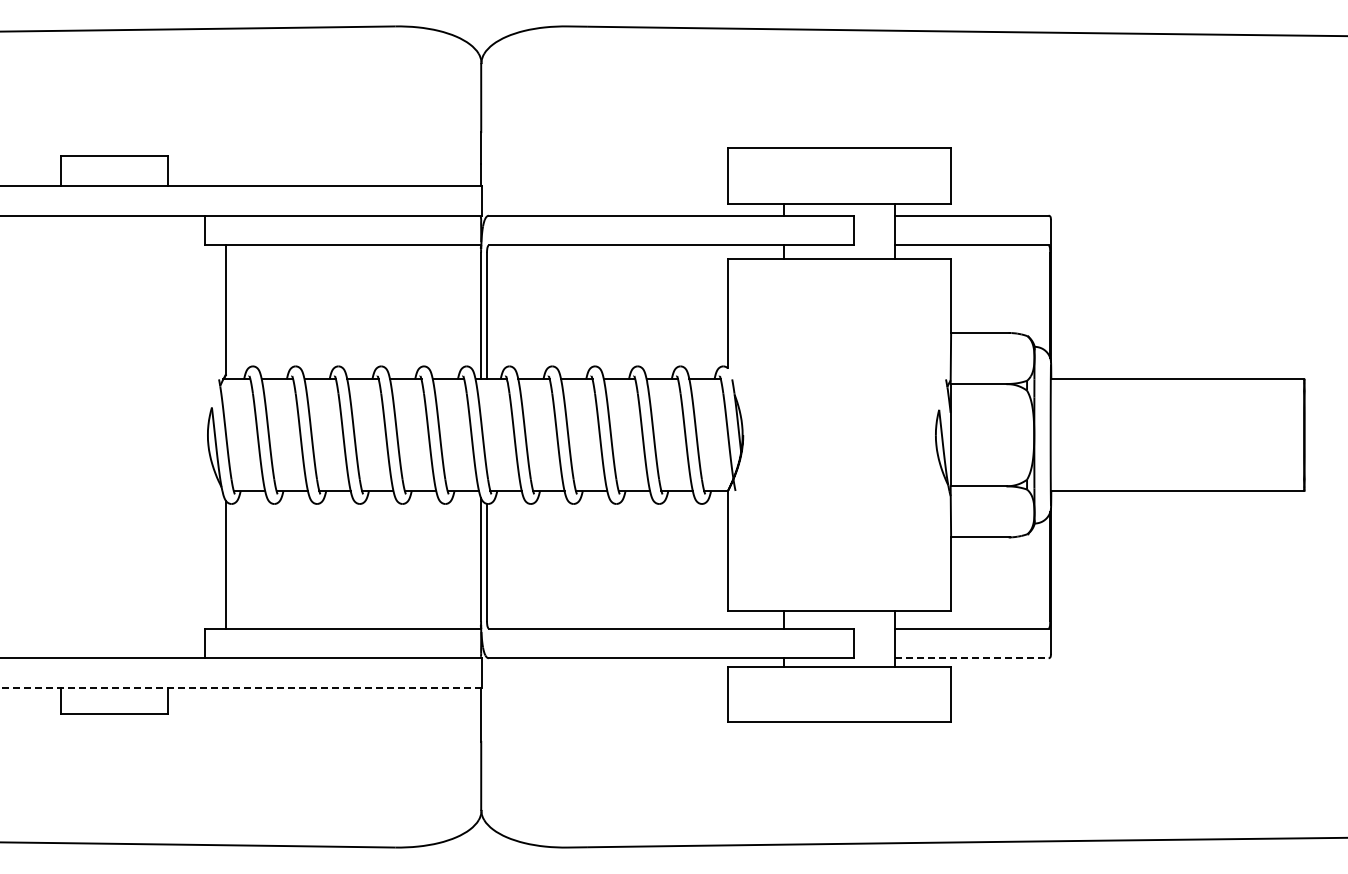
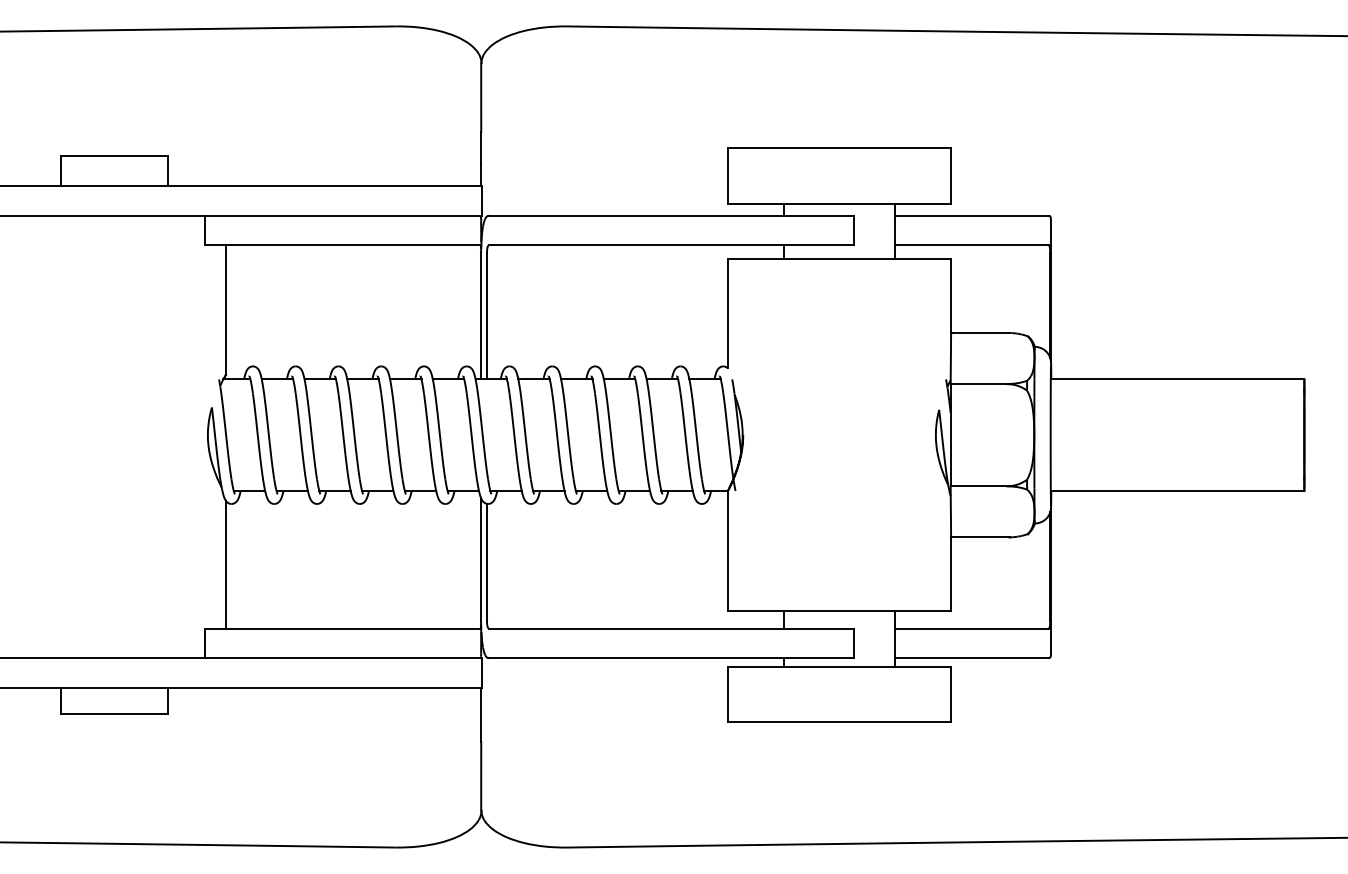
line: dashed -> solid (971, 658)
line: dashed -> solid (241, 688)
